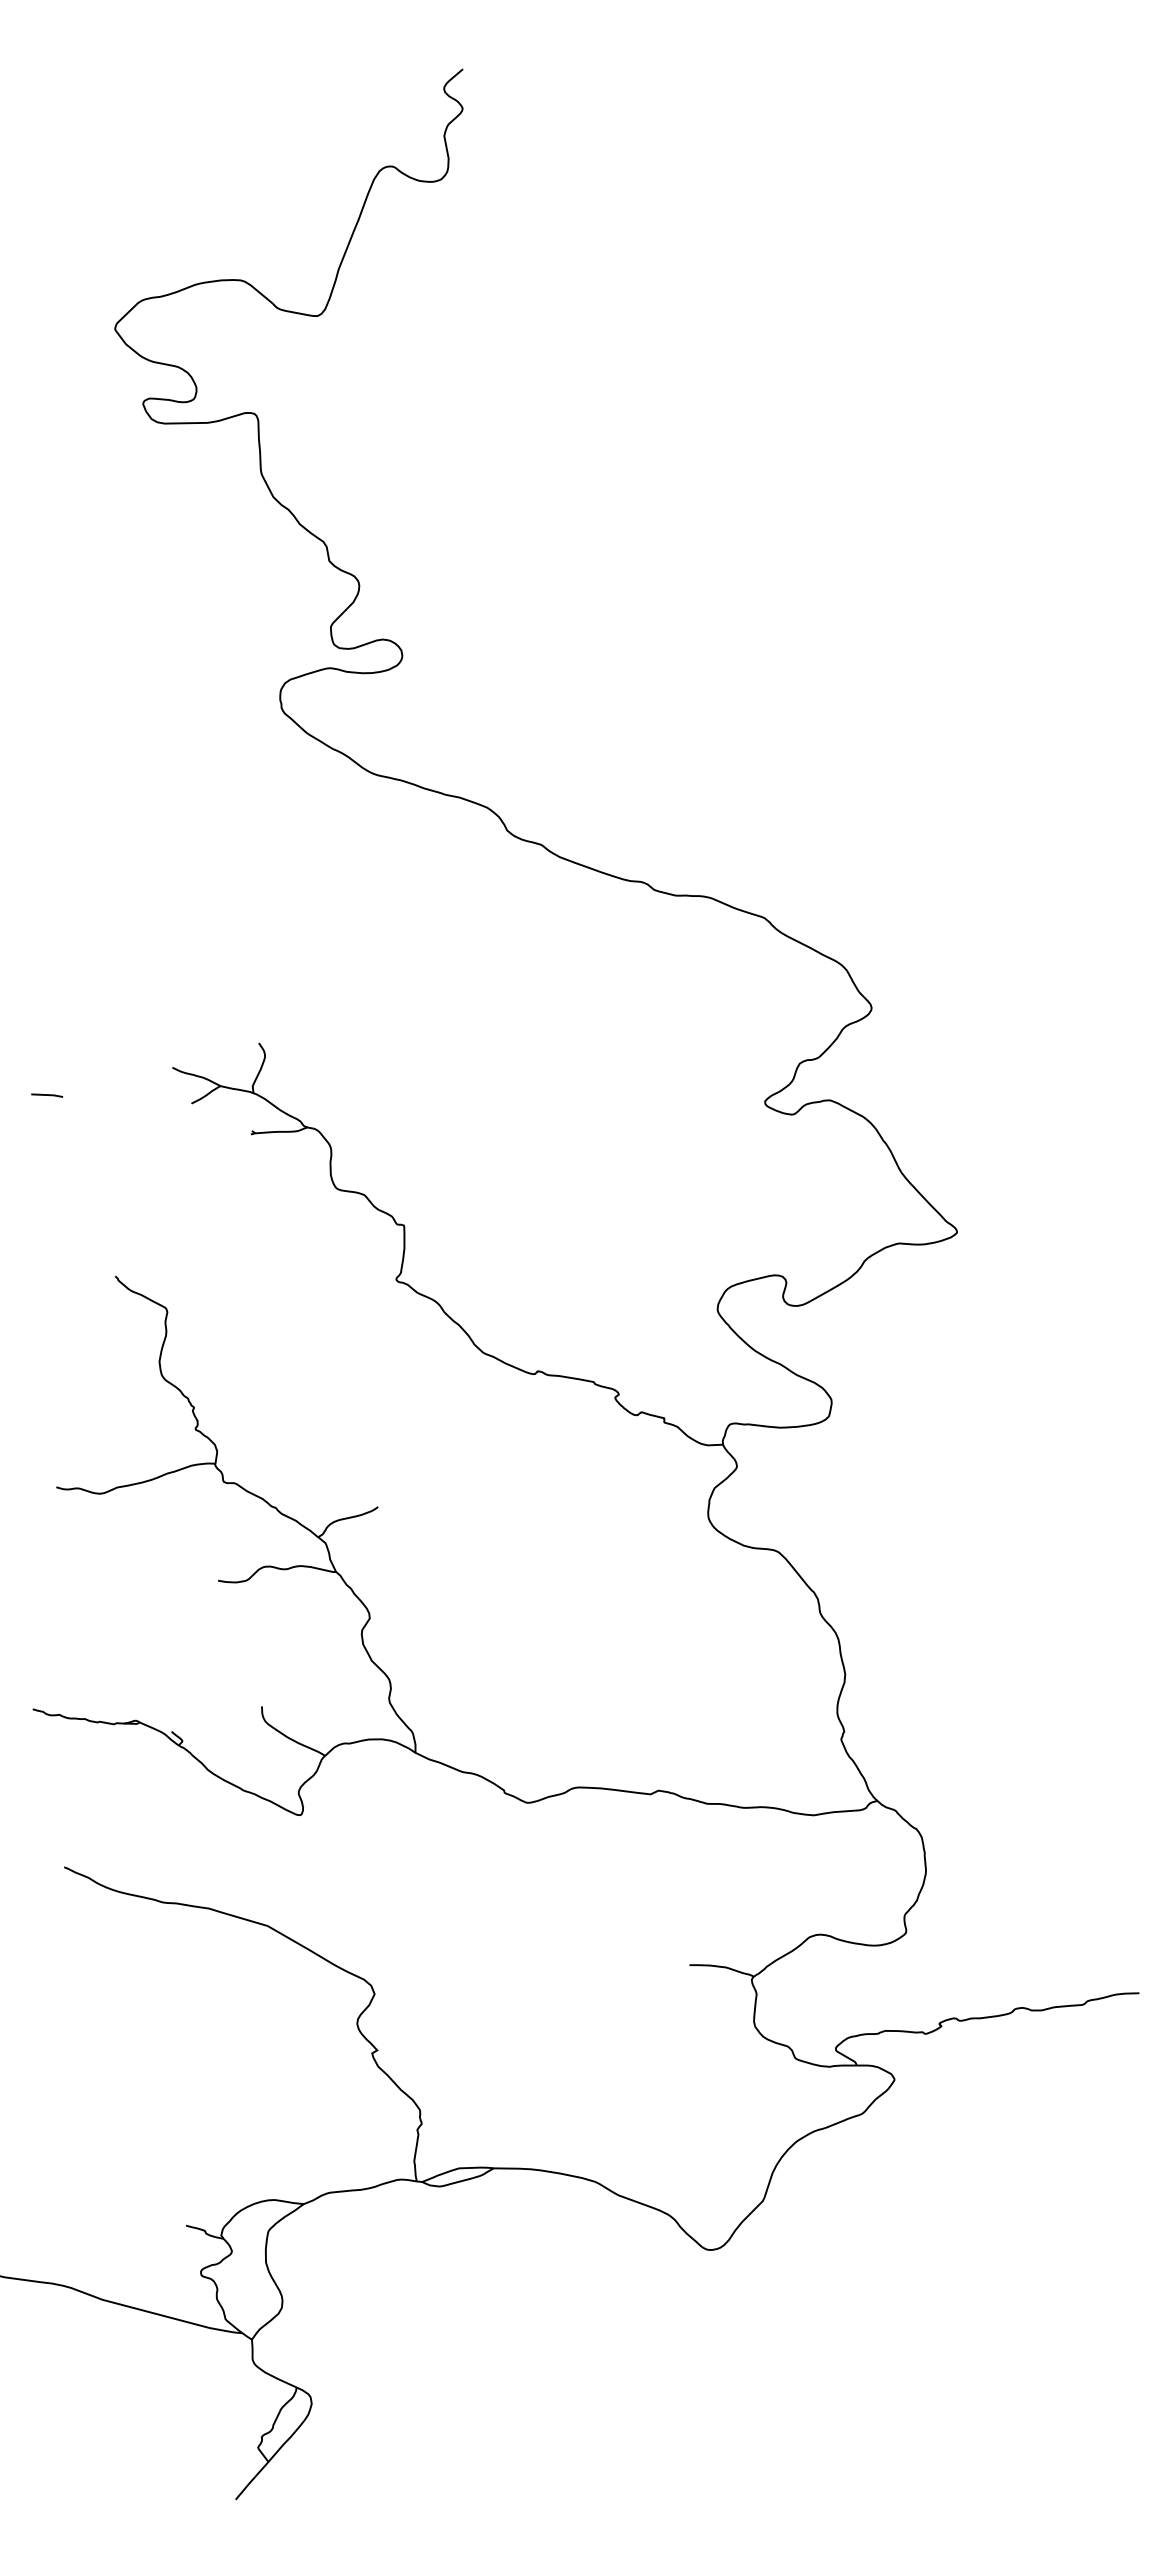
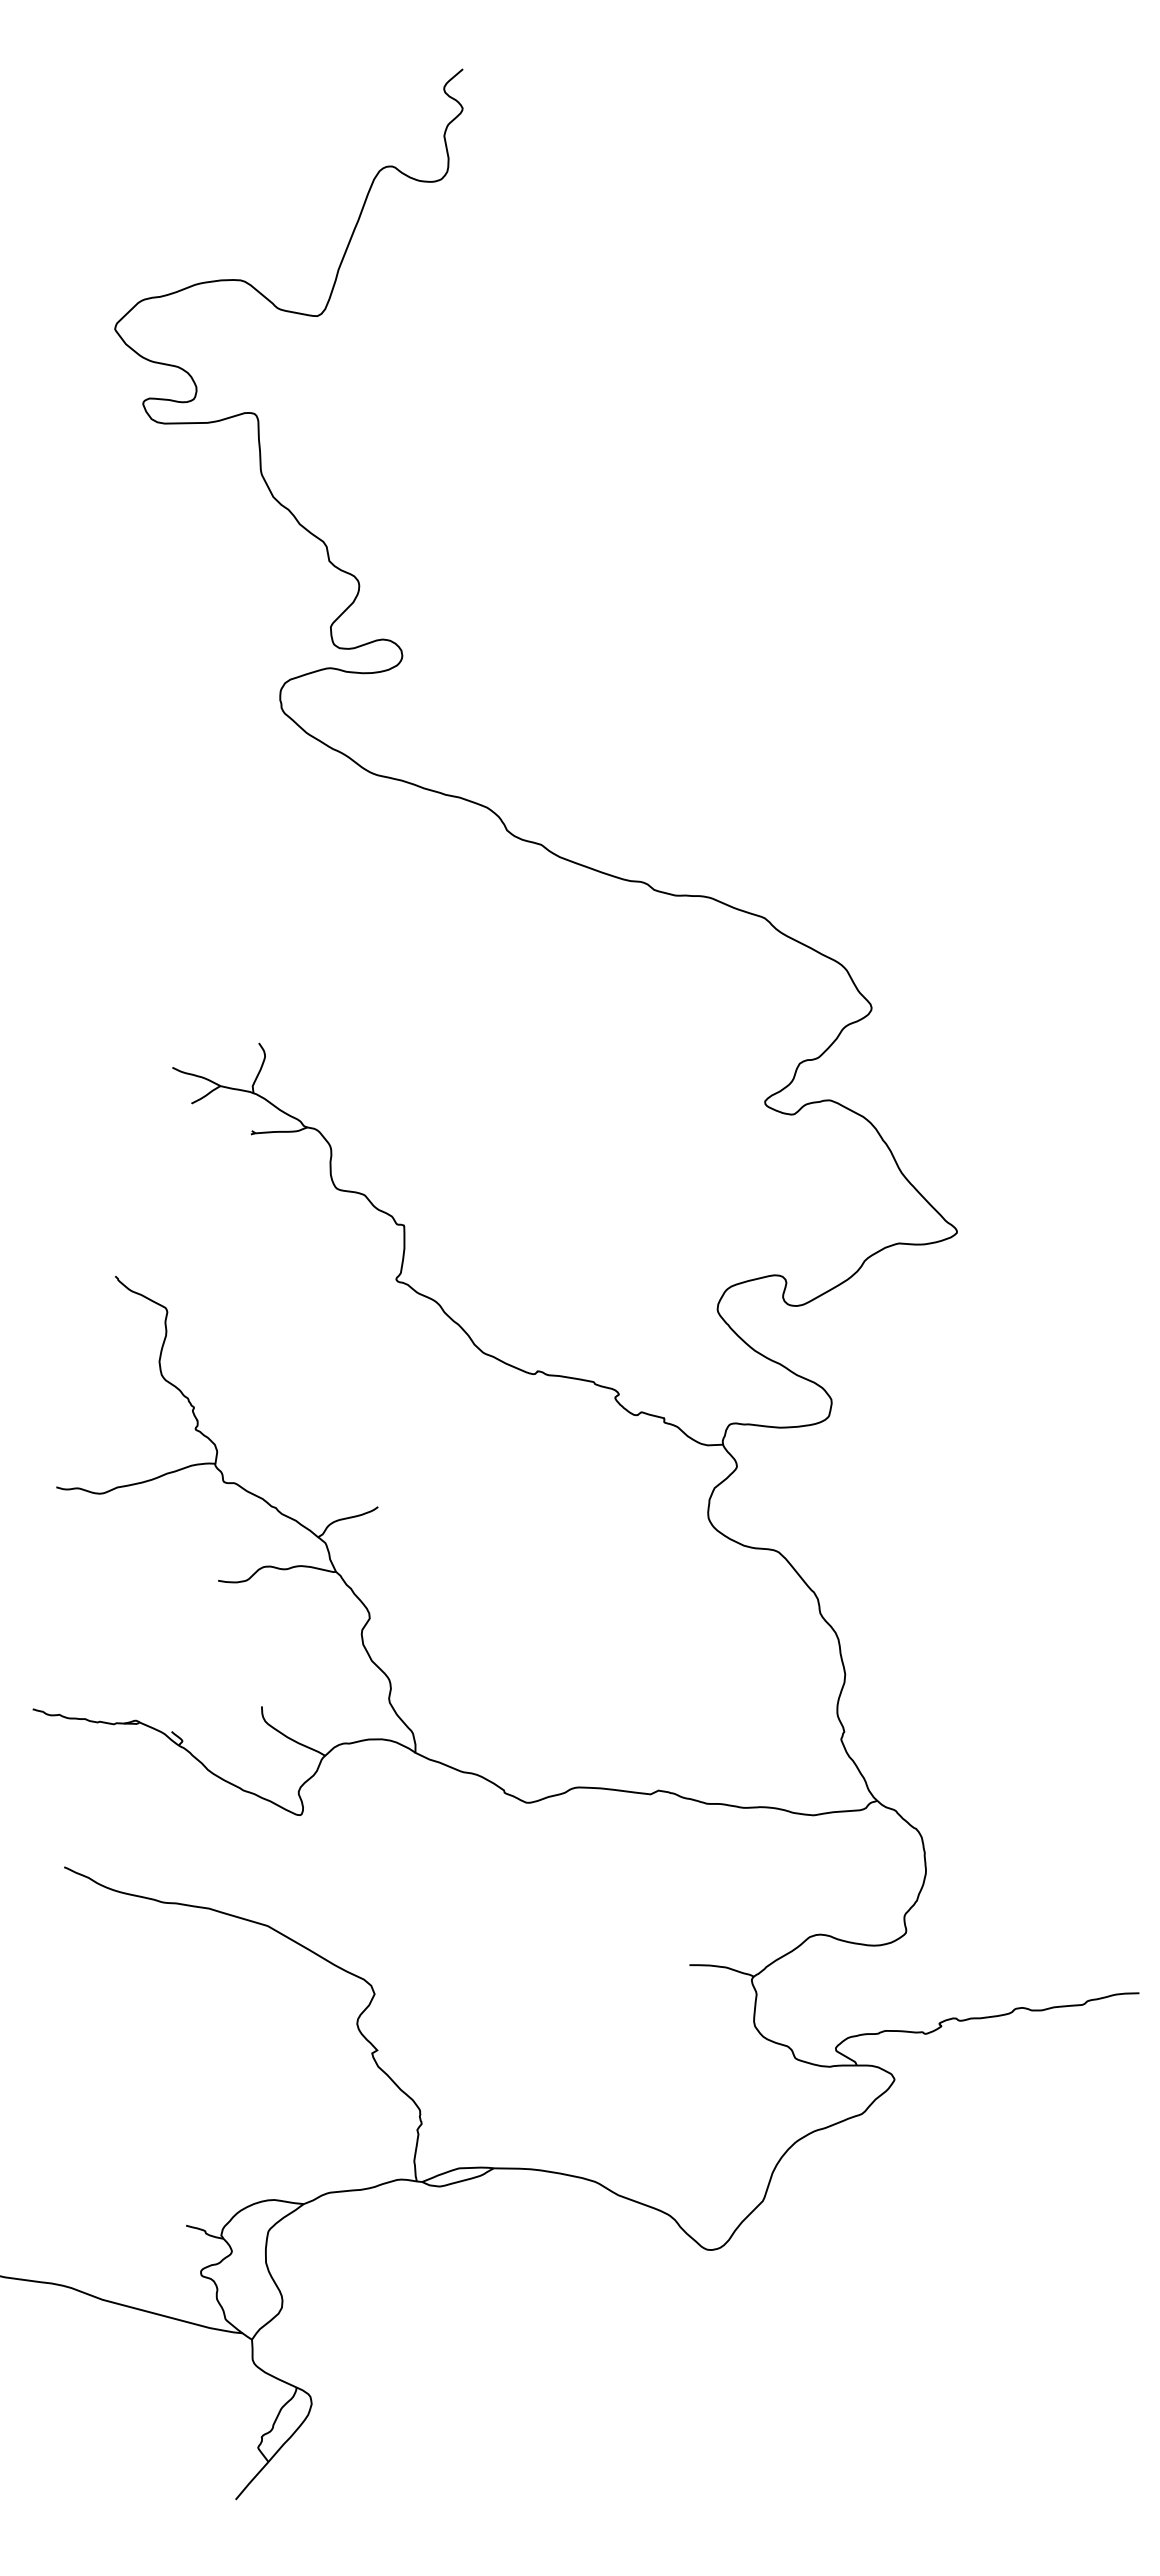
line: present -> none (47, 1095)
